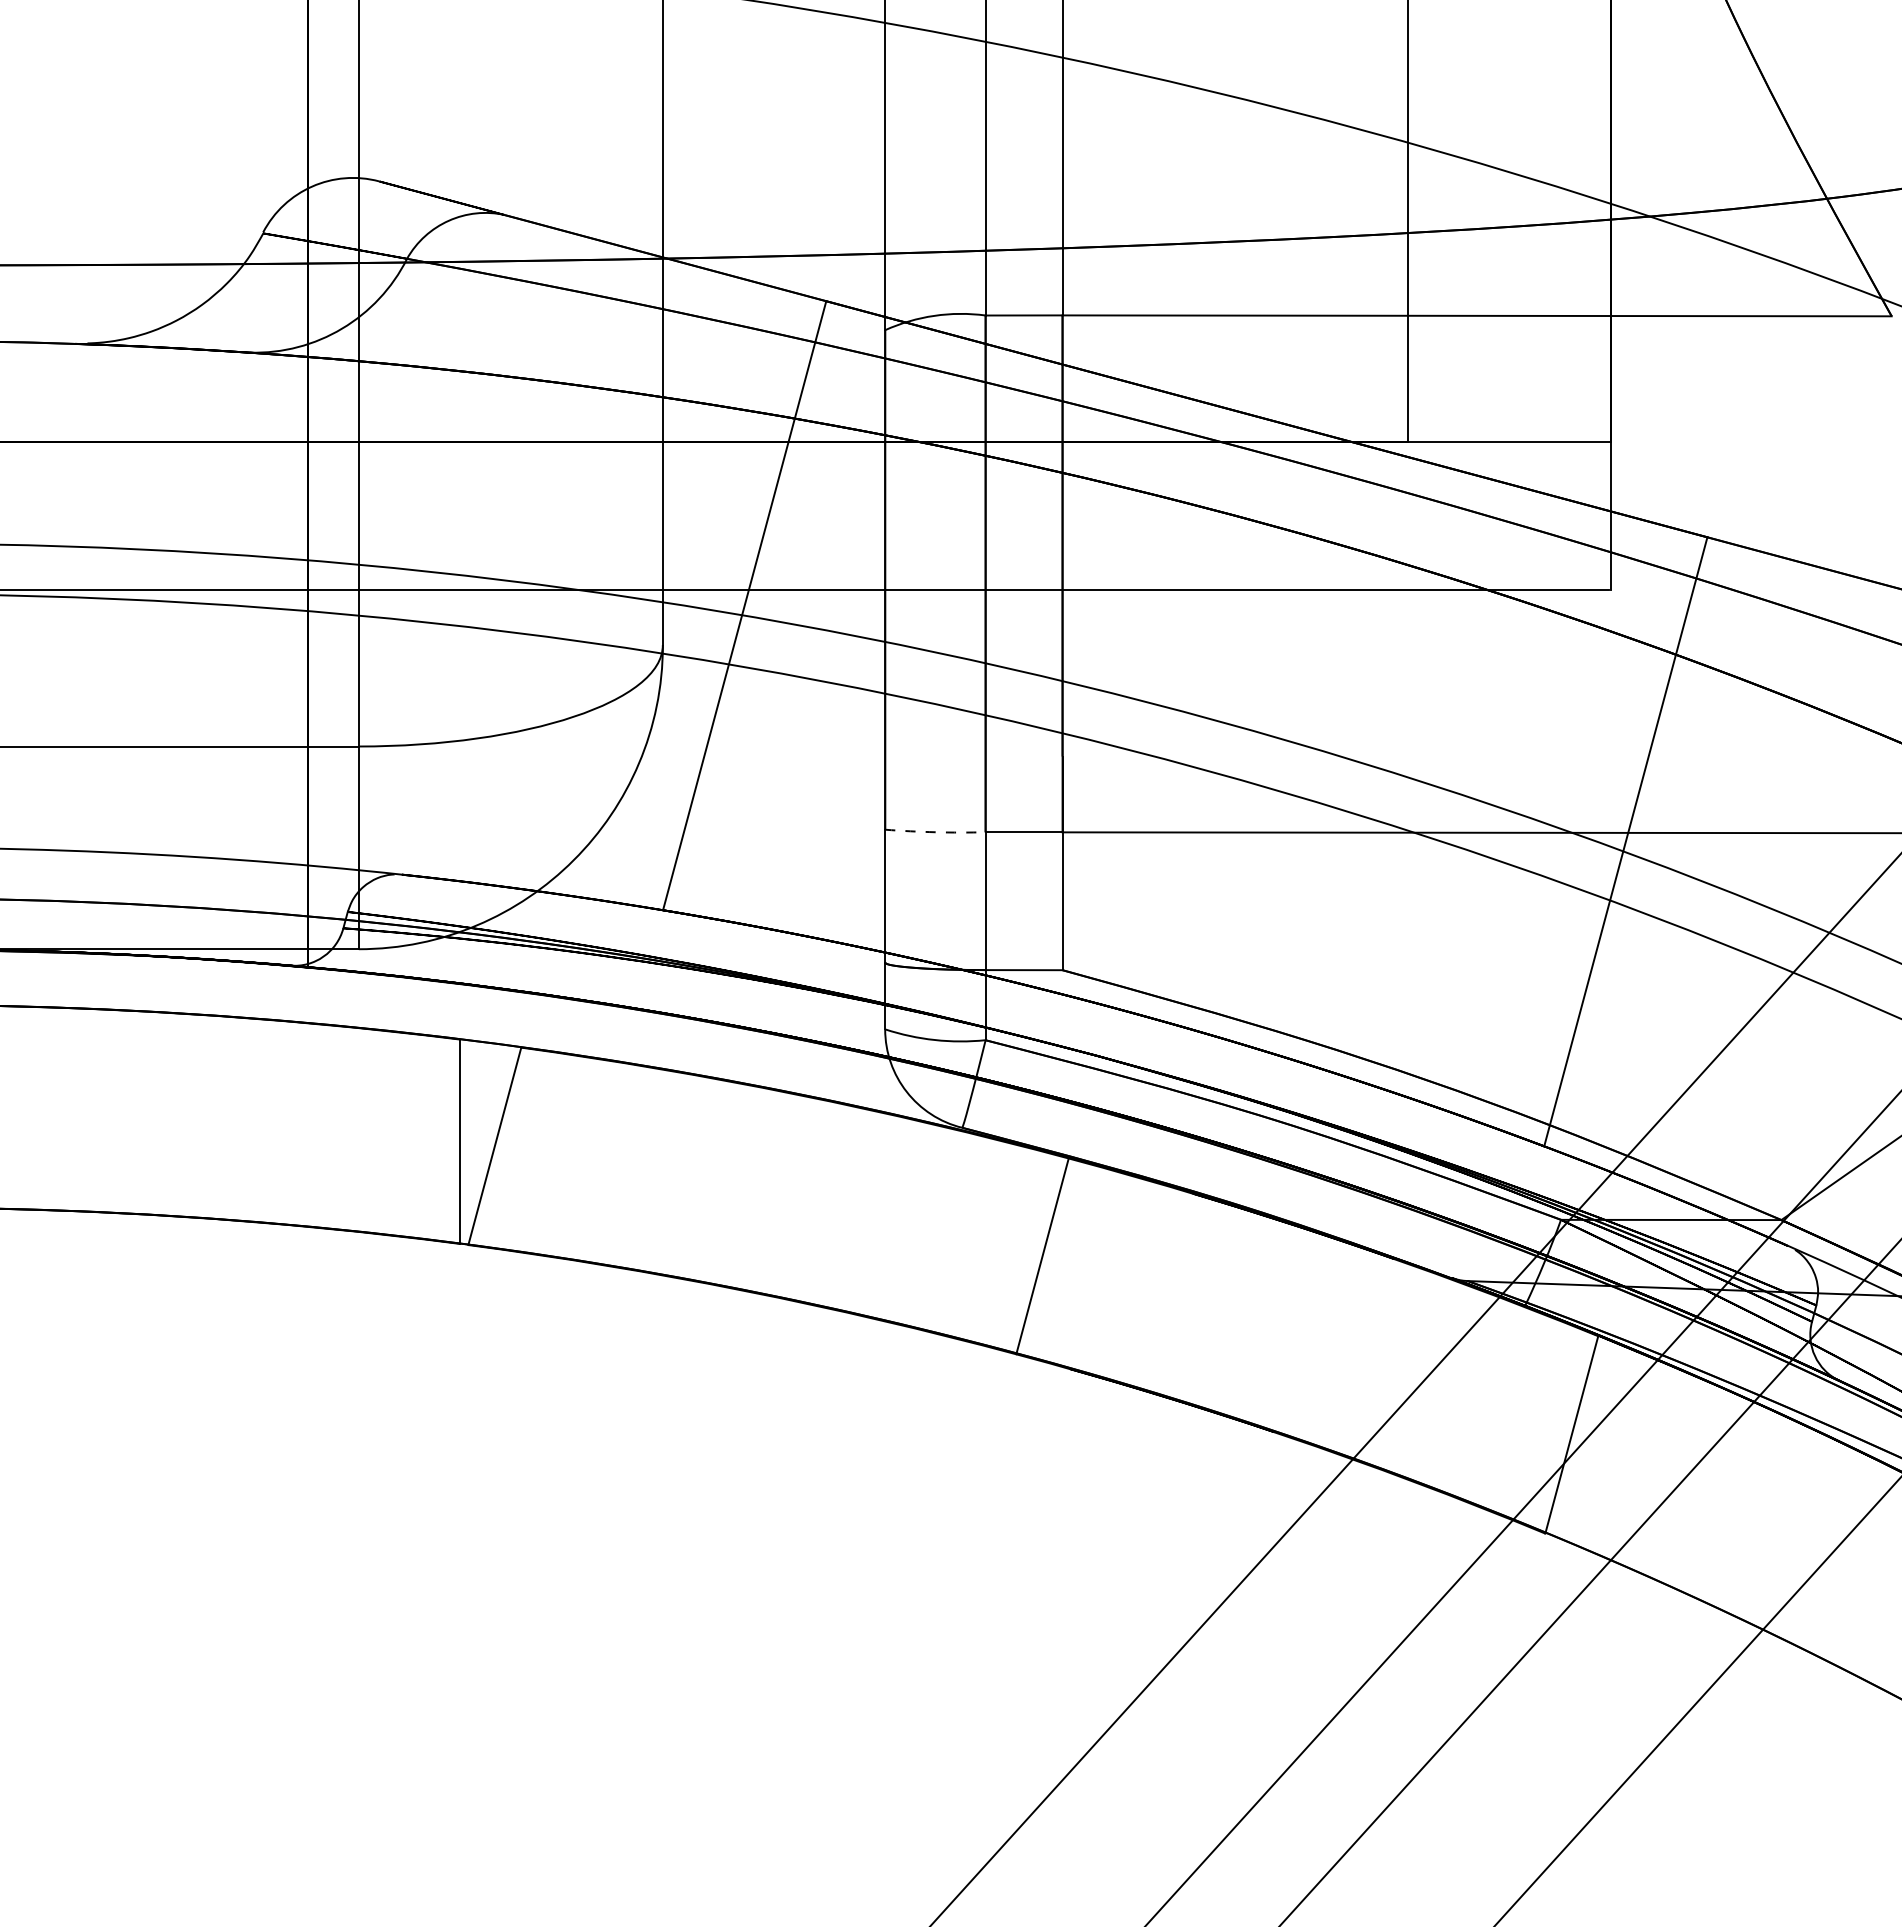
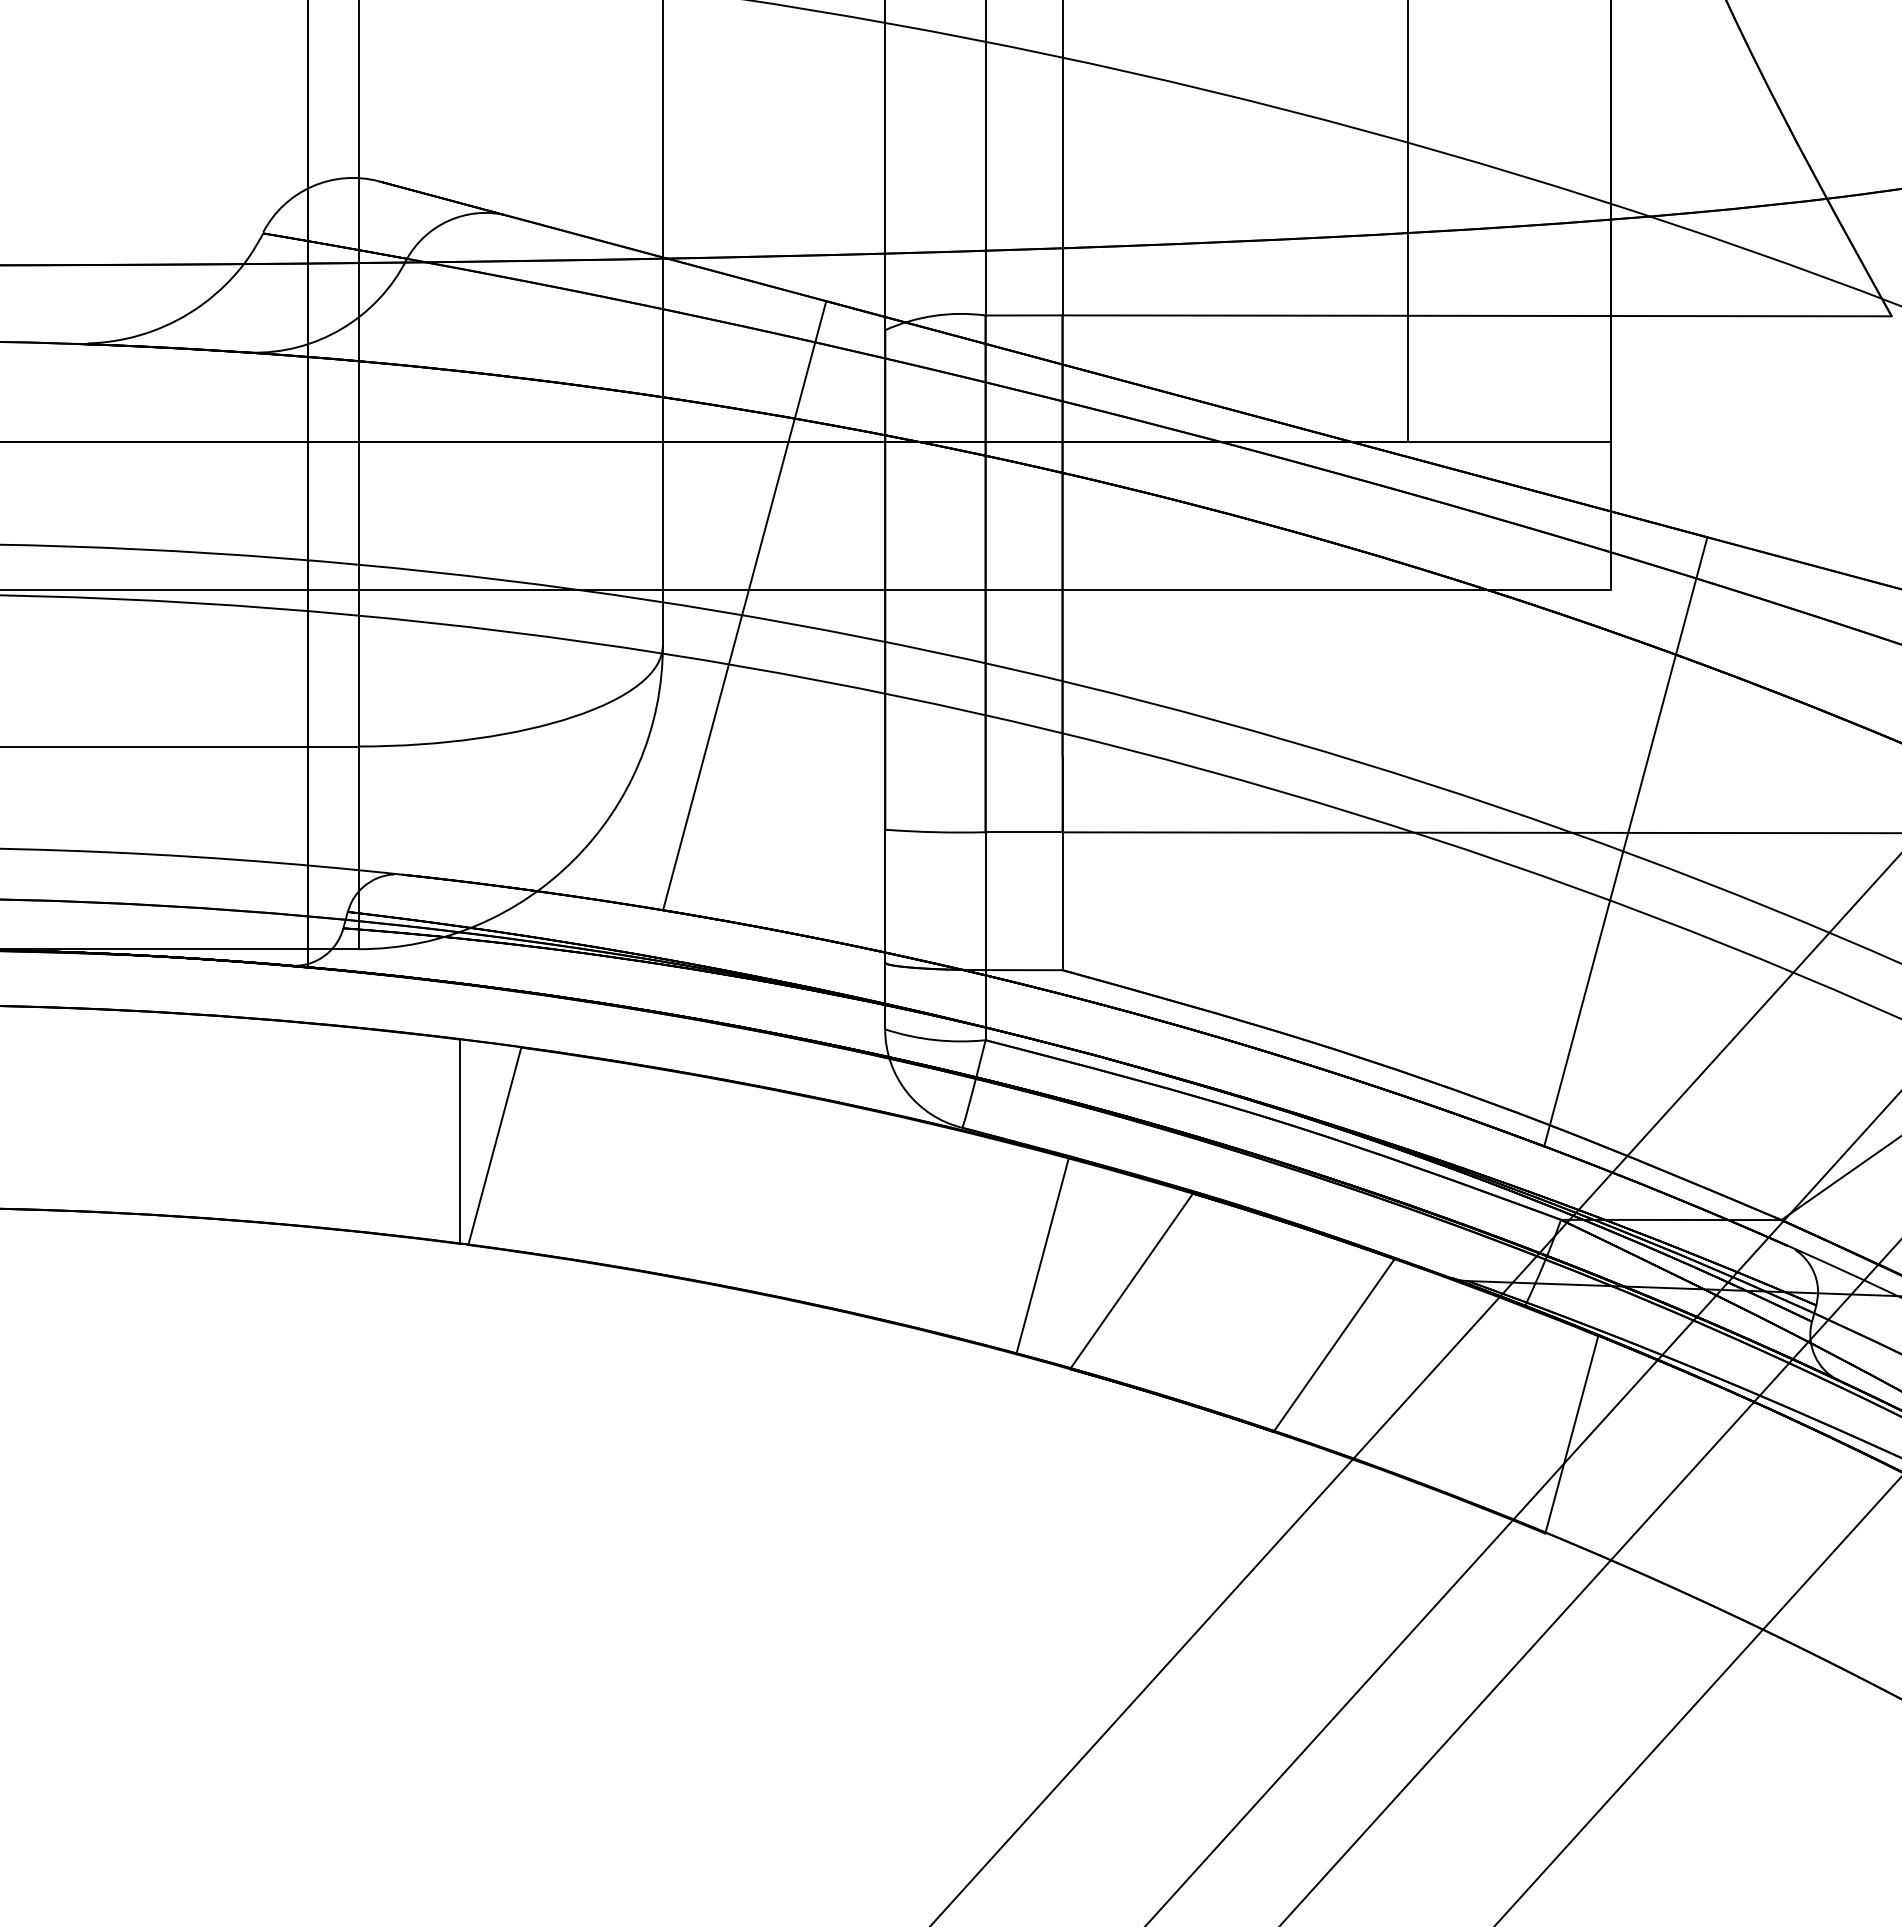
arc: dashed -> solid (935, 832)
line: none -> present (1131, 1280)
line: none -> present (1333, 1345)
